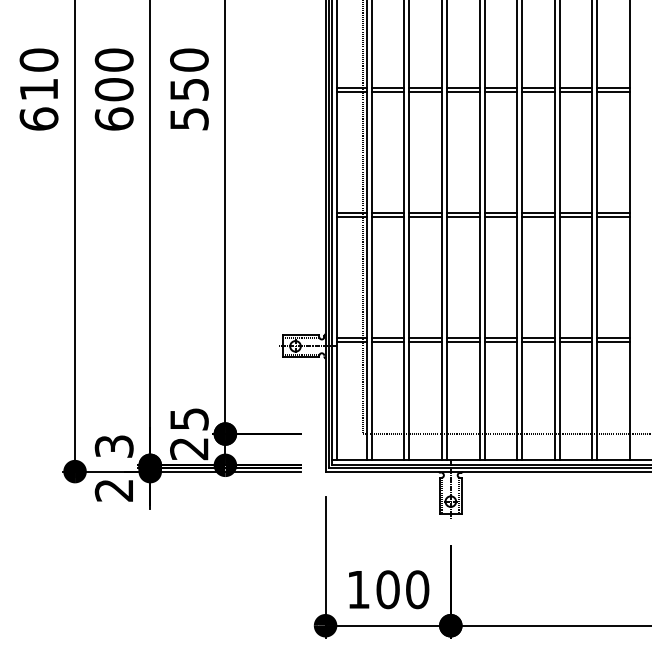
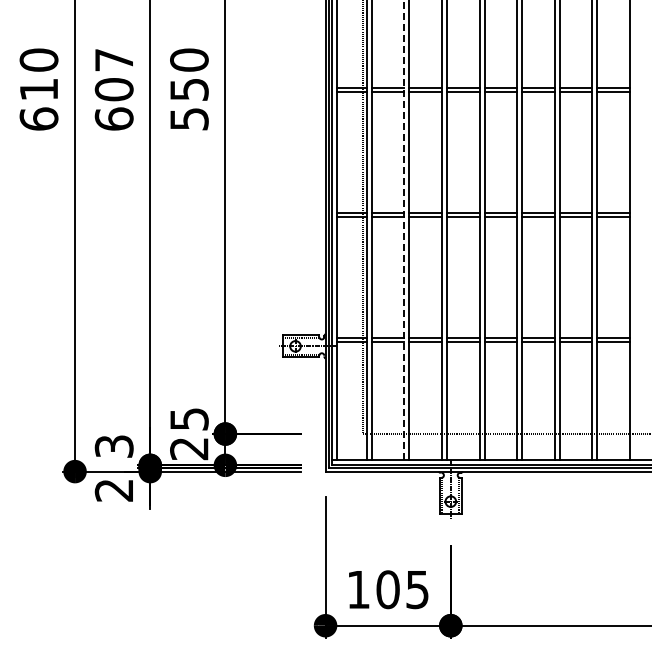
text: 600 -> 607 (113, 59)
line: solid -> dashed (404, 230)
text: 100 -> 105 (417, 589)
